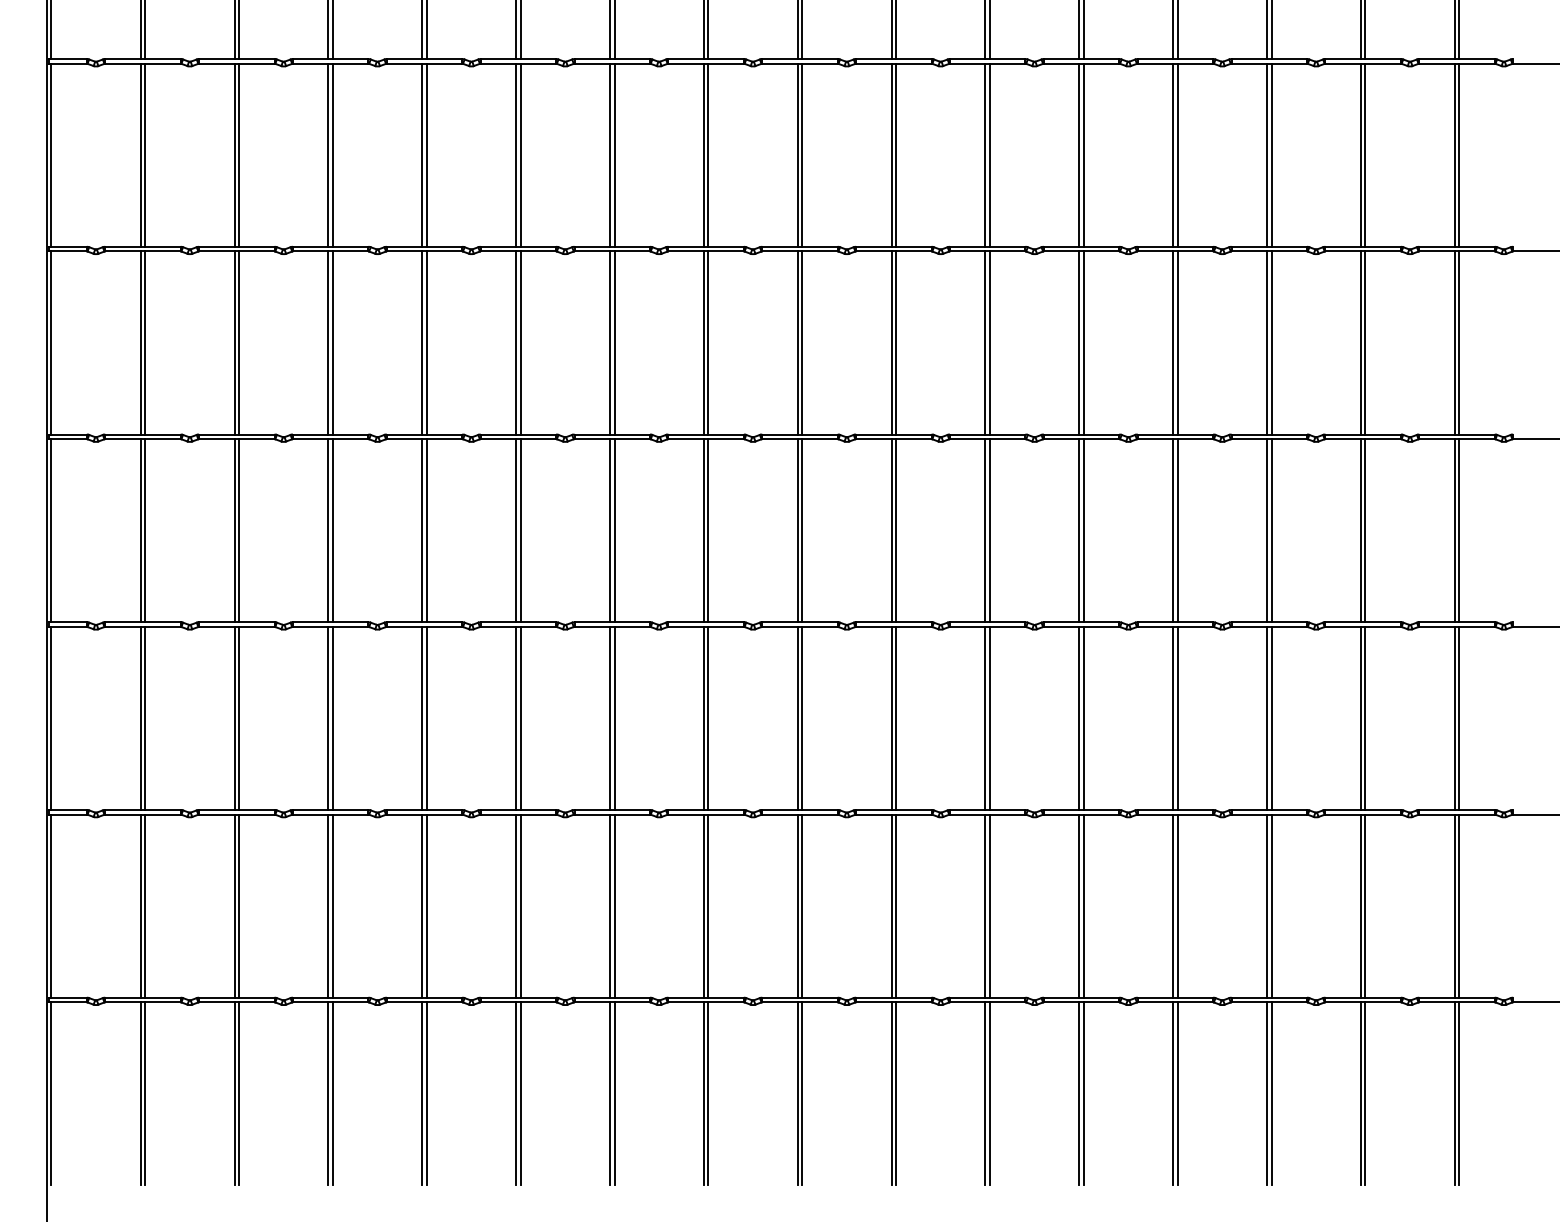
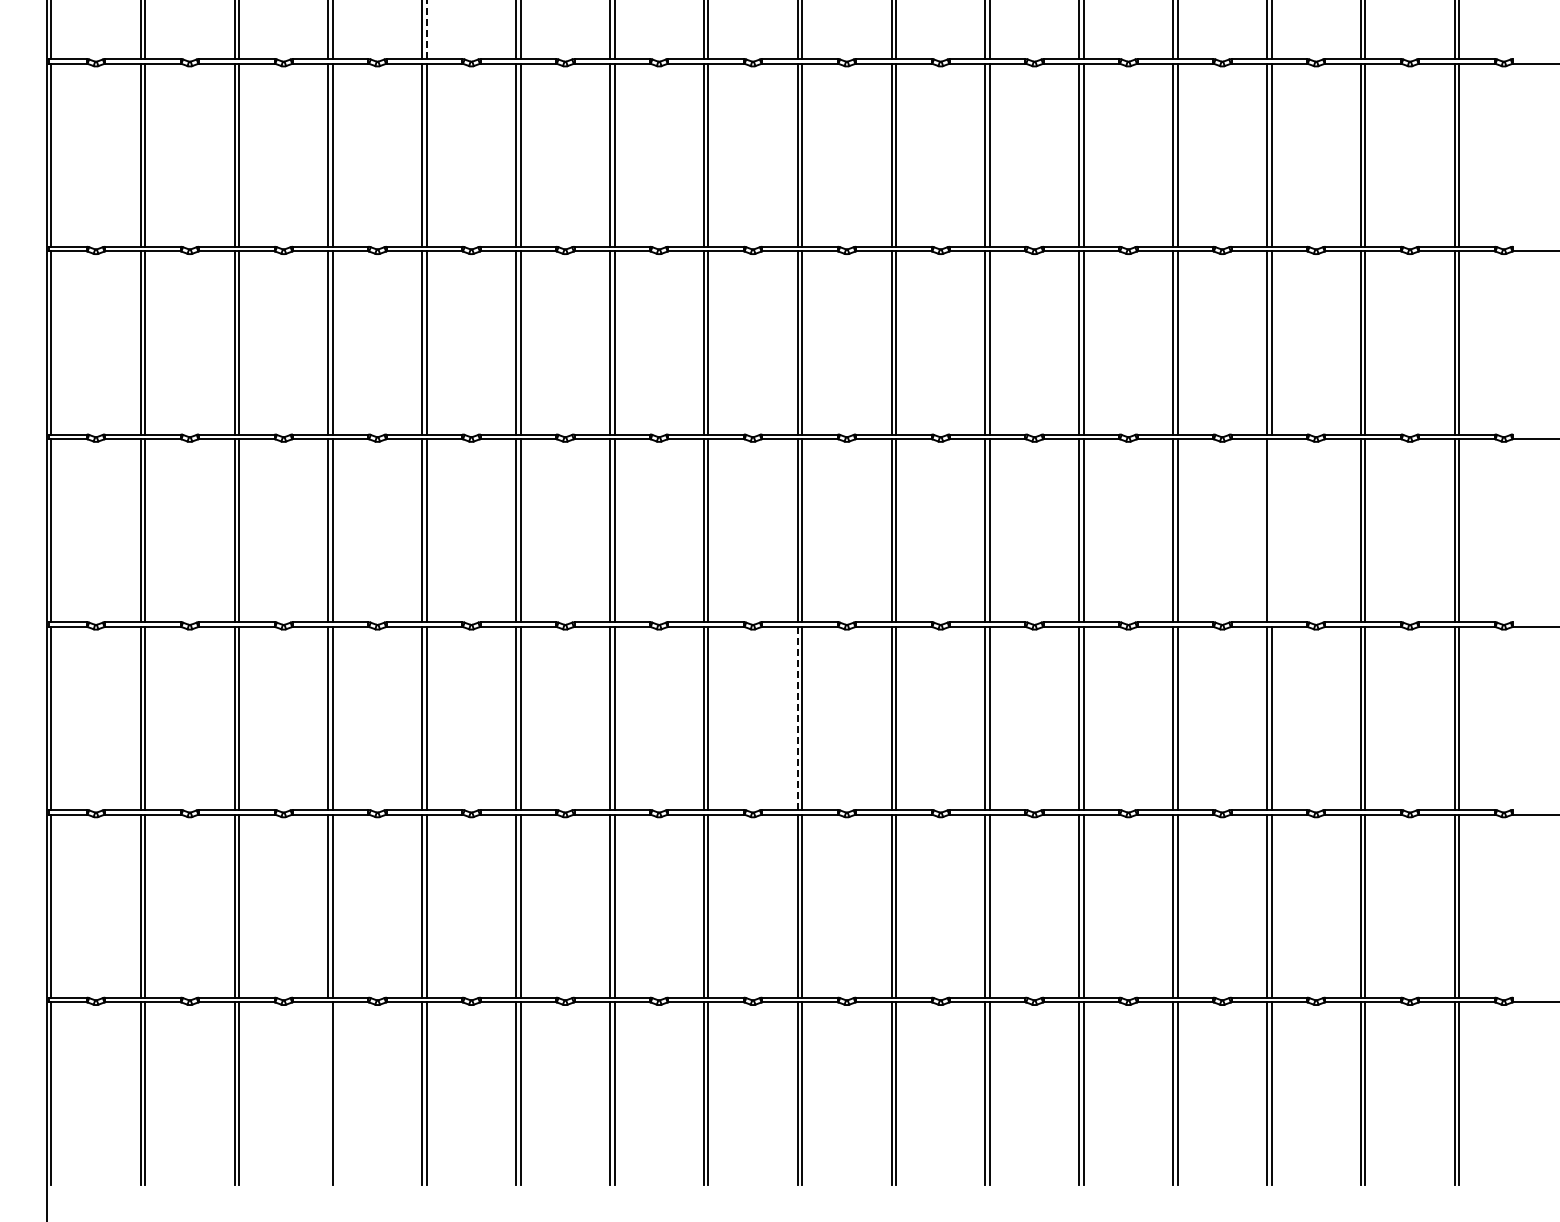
line: solid -> dashed (426, 29)
line: present -> none (1271, 530)
line: solid -> dashed (797, 718)
line: present -> none (328, 1093)
